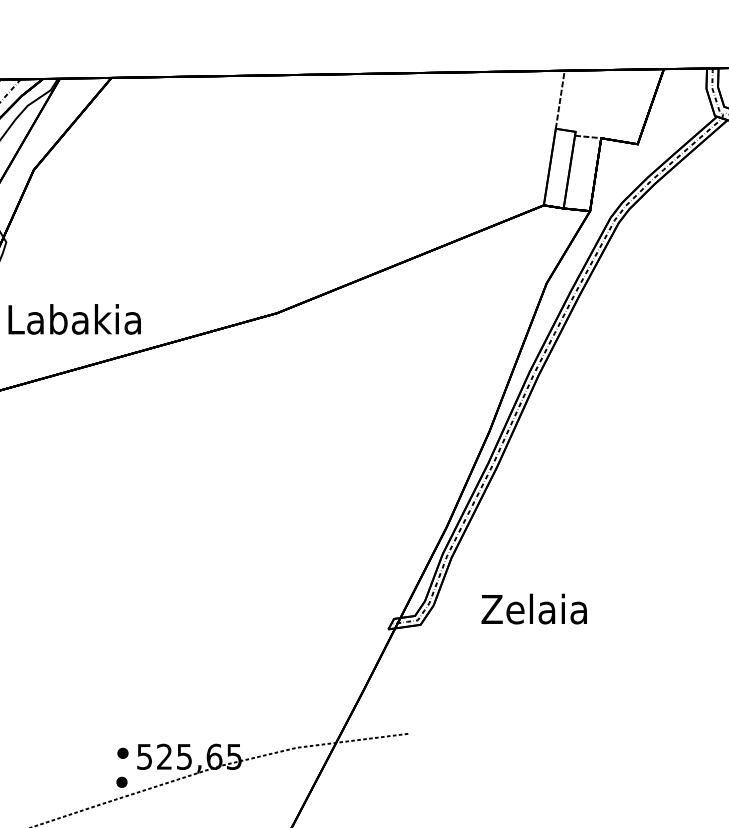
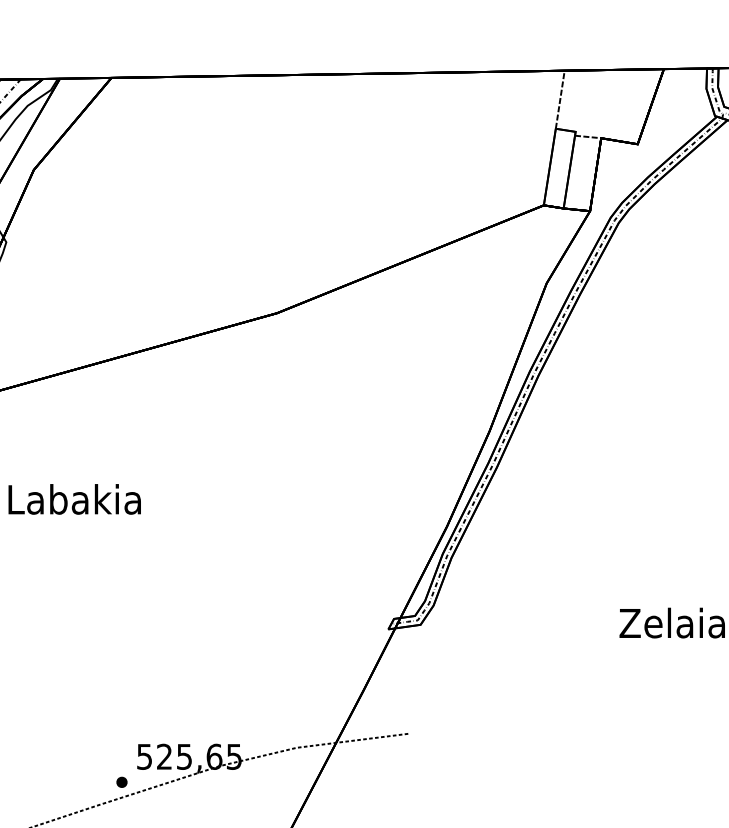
text position: (74, 319) -> (74, 499) (74, 499)
text position: (533, 608) -> (671, 622) (671, 622)
part: present -> none (122, 752)
